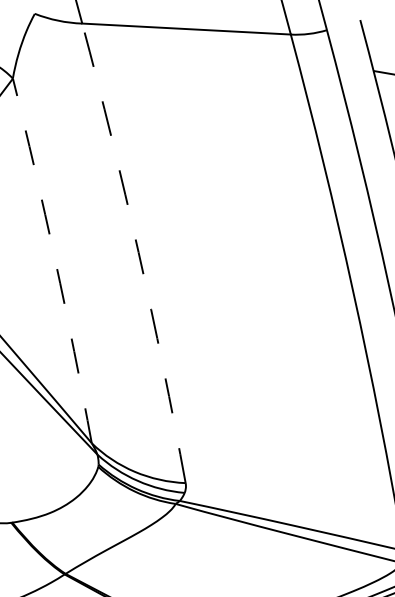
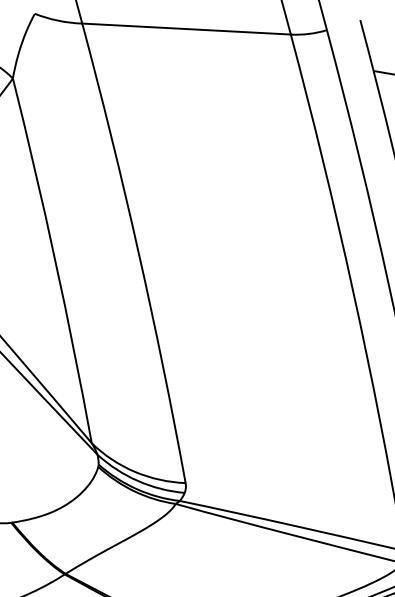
arc: dashed -> solid (138, 252)
arc: dashed -> solid (55, 260)
